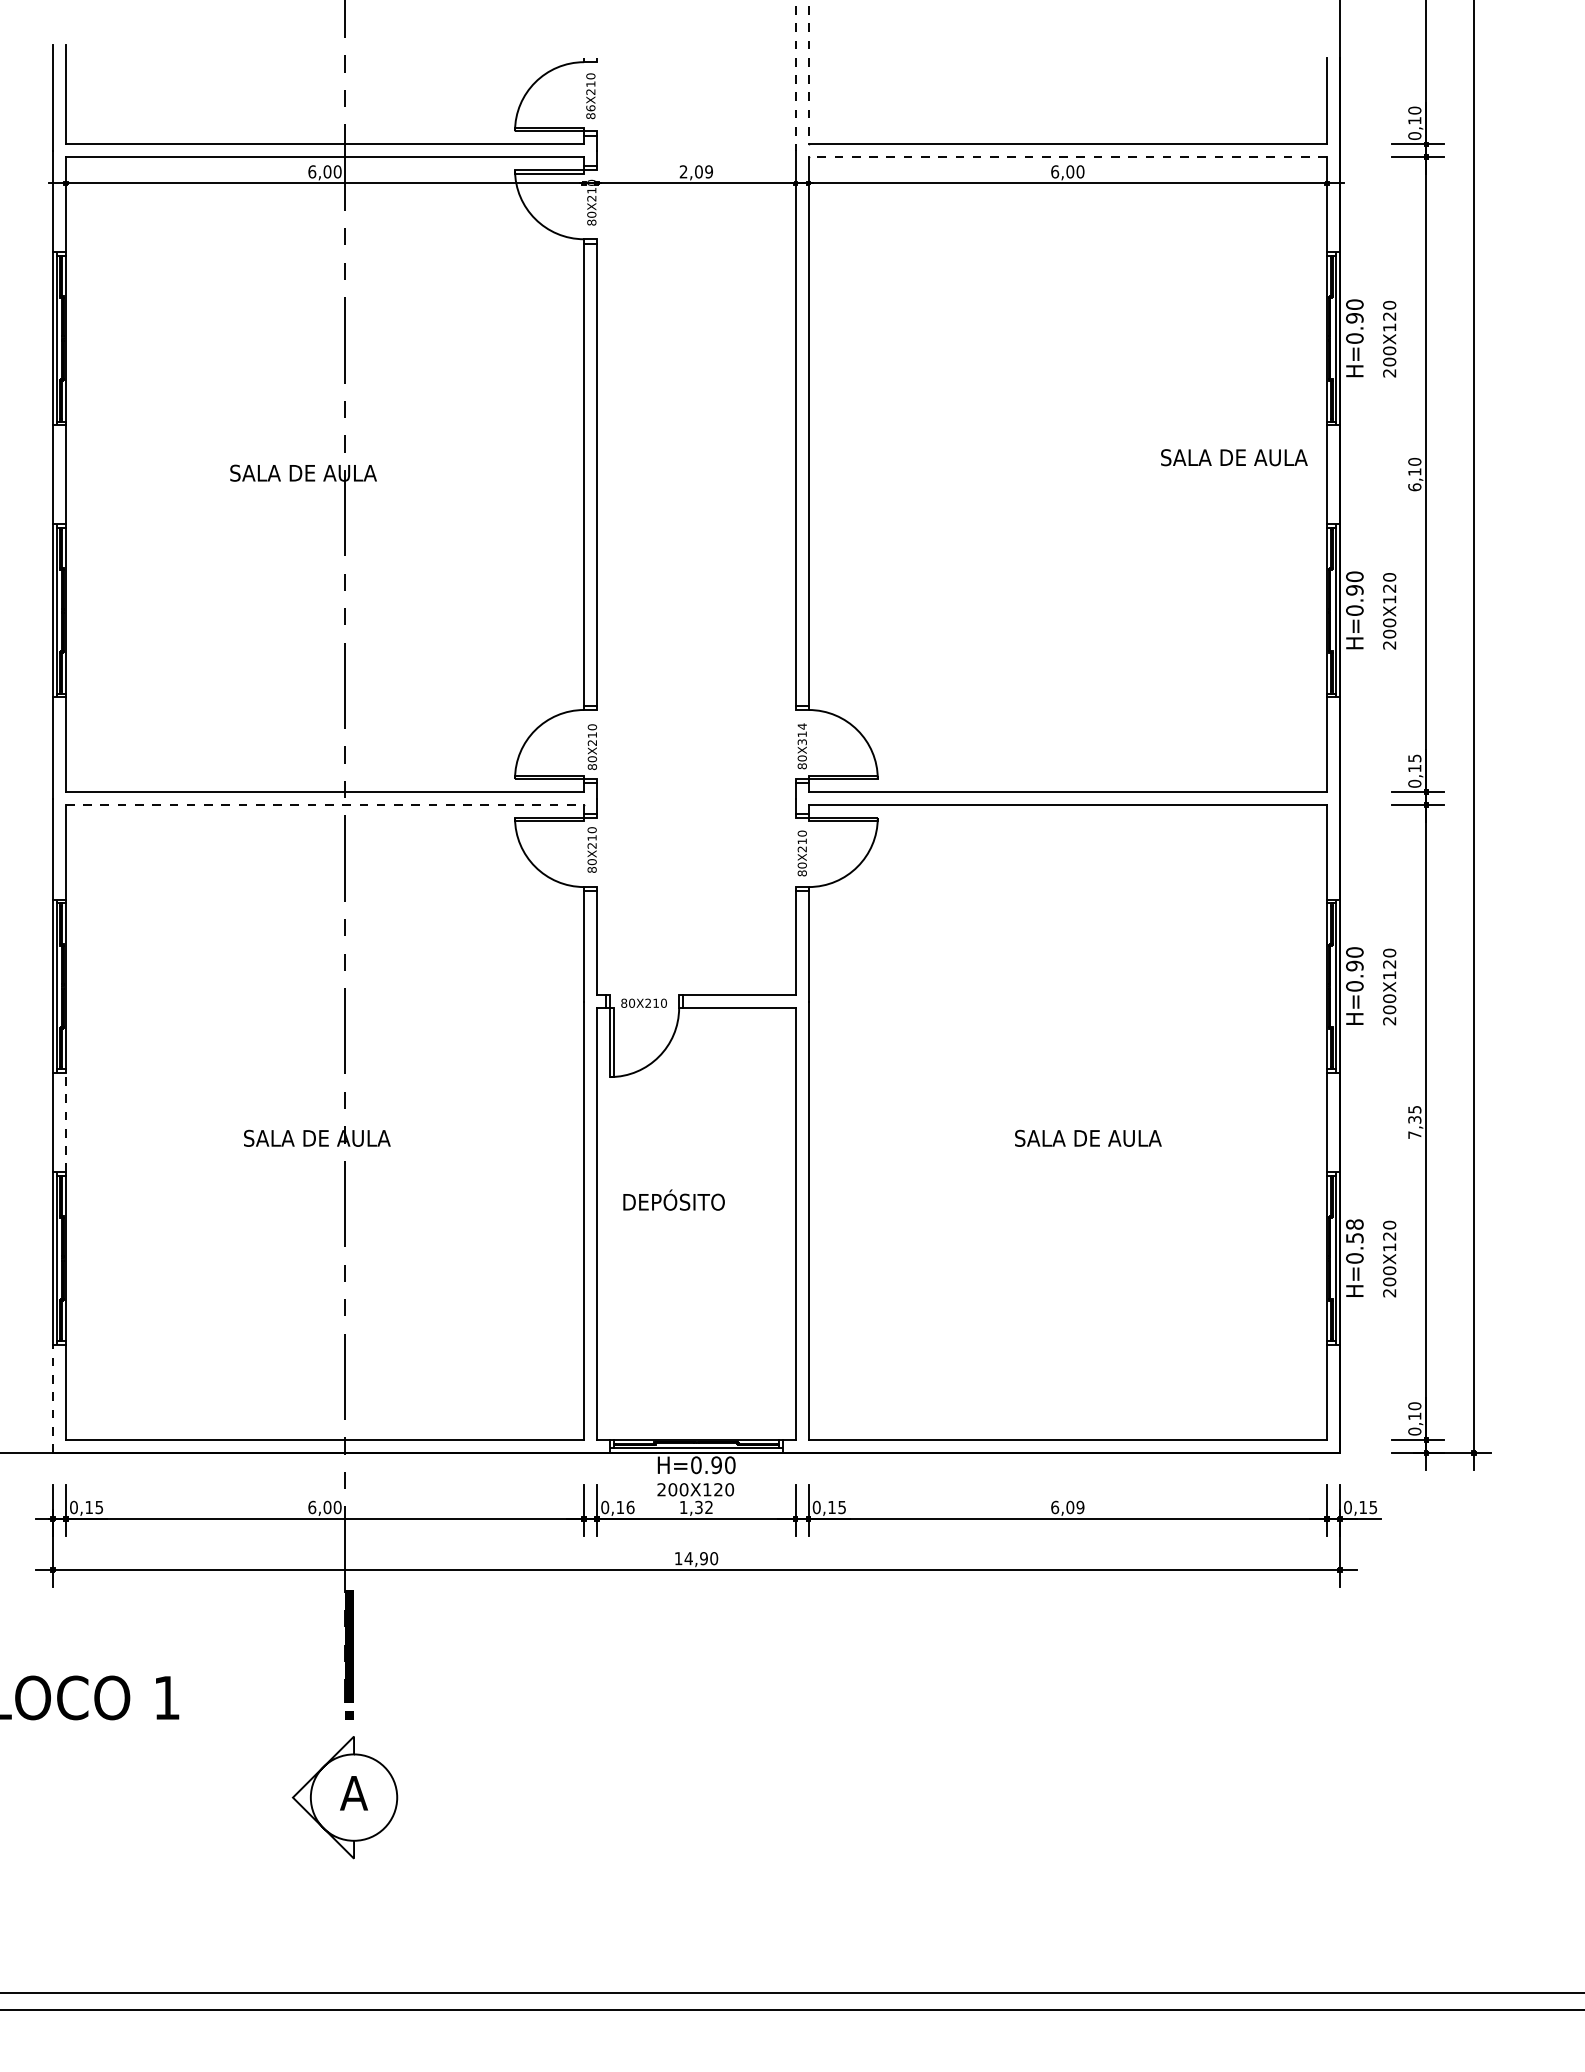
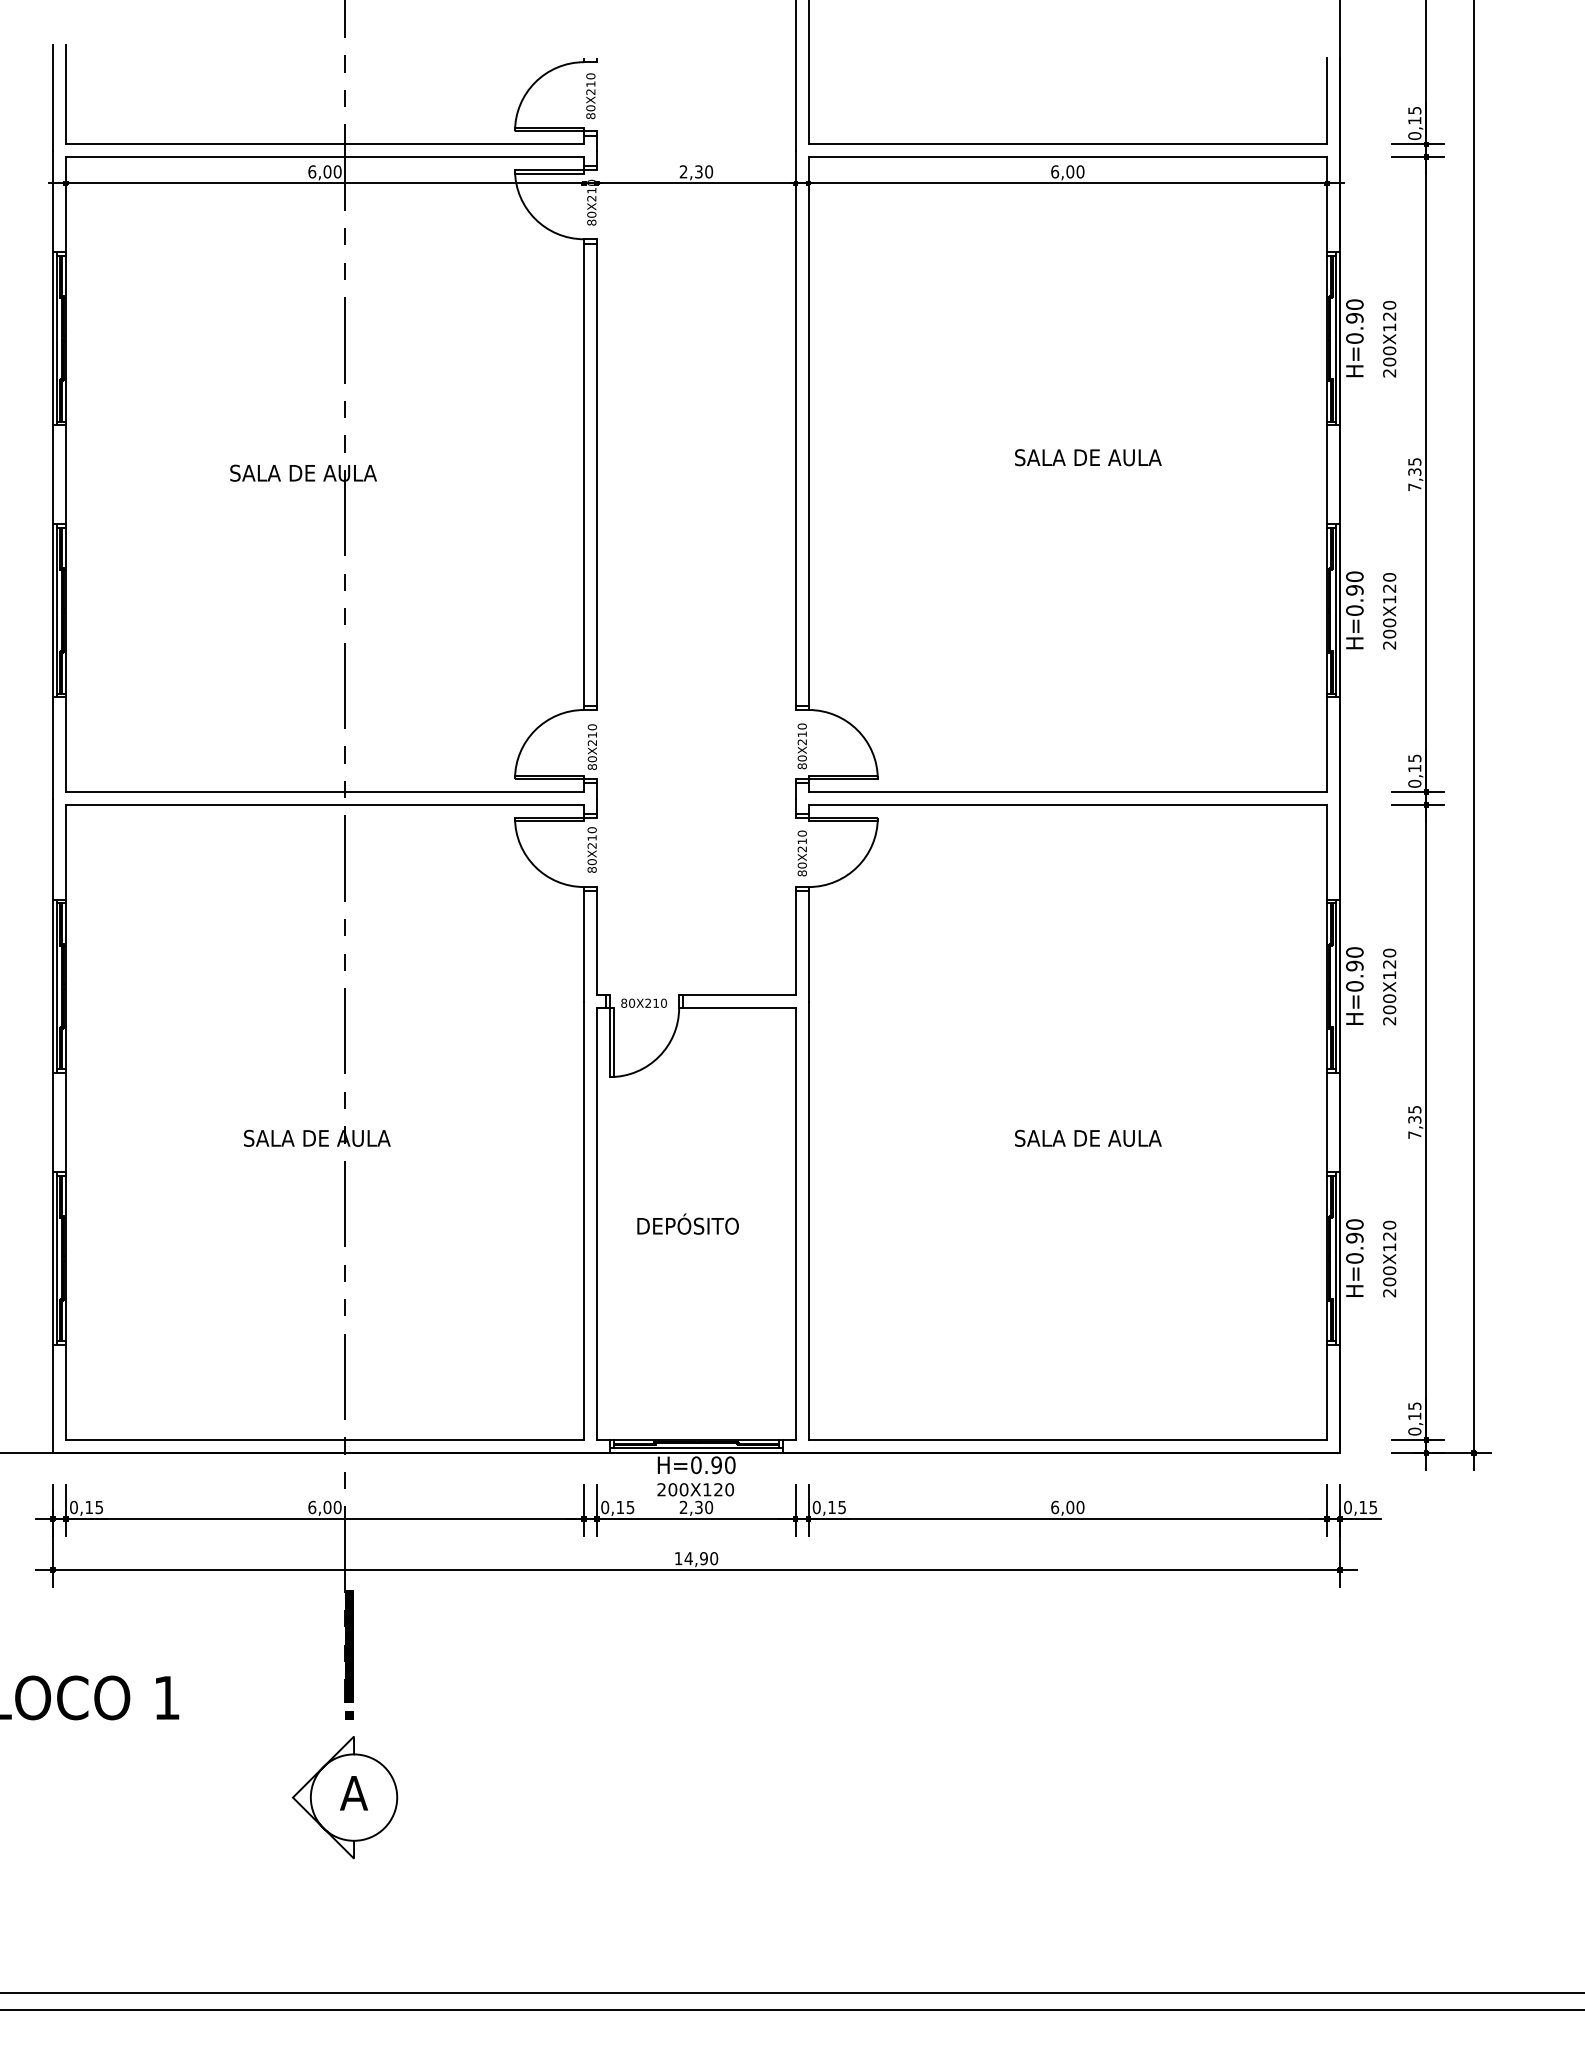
line: dashed -> solid (808, 72)
line: dashed -> solid (795, 75)
text: 86X210 -> 80X210 (590, 108)
text: 0,10 -> 0,15 (1414, 110)
line: dashed -> solid (1067, 157)
text: 2,09 -> 2,30 (703, 171)
text position: (1234, 457) -> (1088, 457) (1088, 457)
text: 6,10 -> 7,35 (1414, 474)
text: 80X314 -> 80X210 (801, 734)
line: dashed -> solid (325, 805)
line: dashed -> solid (65, 1122)
text position: (673, 1199) -> (687, 1223) (687, 1223)
text: H=0.58 -> H=0.90 (1354, 1231)
line: dashed -> solid (52, 1398)
text: 0,10 -> 0,15 (1414, 1406)
text: 0,16 -> 0,15 (630, 1507)
text: 1,32 -> 2,30 (696, 1507)
text: 6,09 -> 6,00 (1080, 1507)
